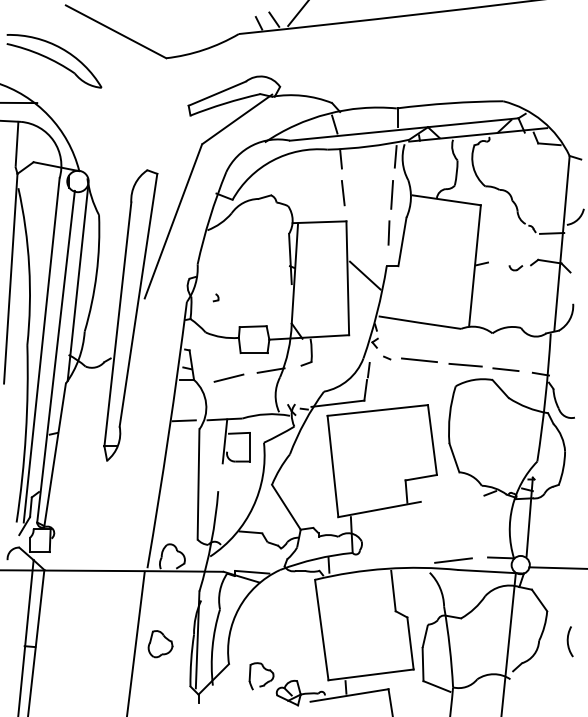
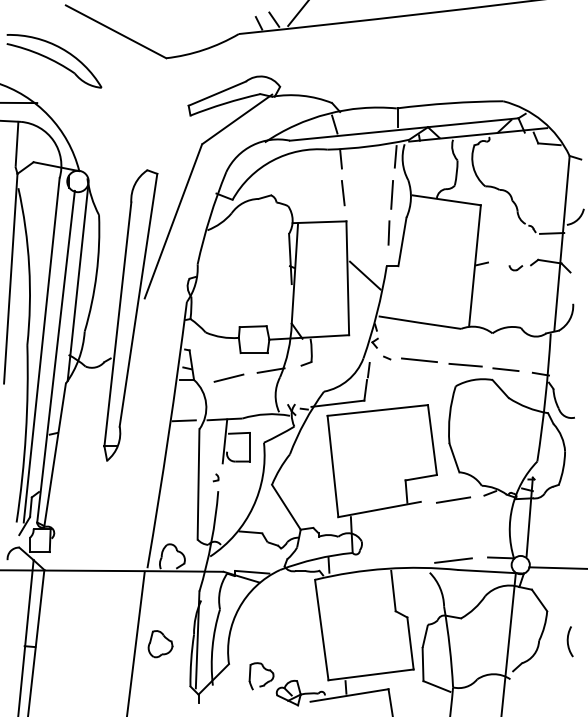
part position: (215, 297) -> (215, 477) (215, 477)
line: none -> present (453, 499)
